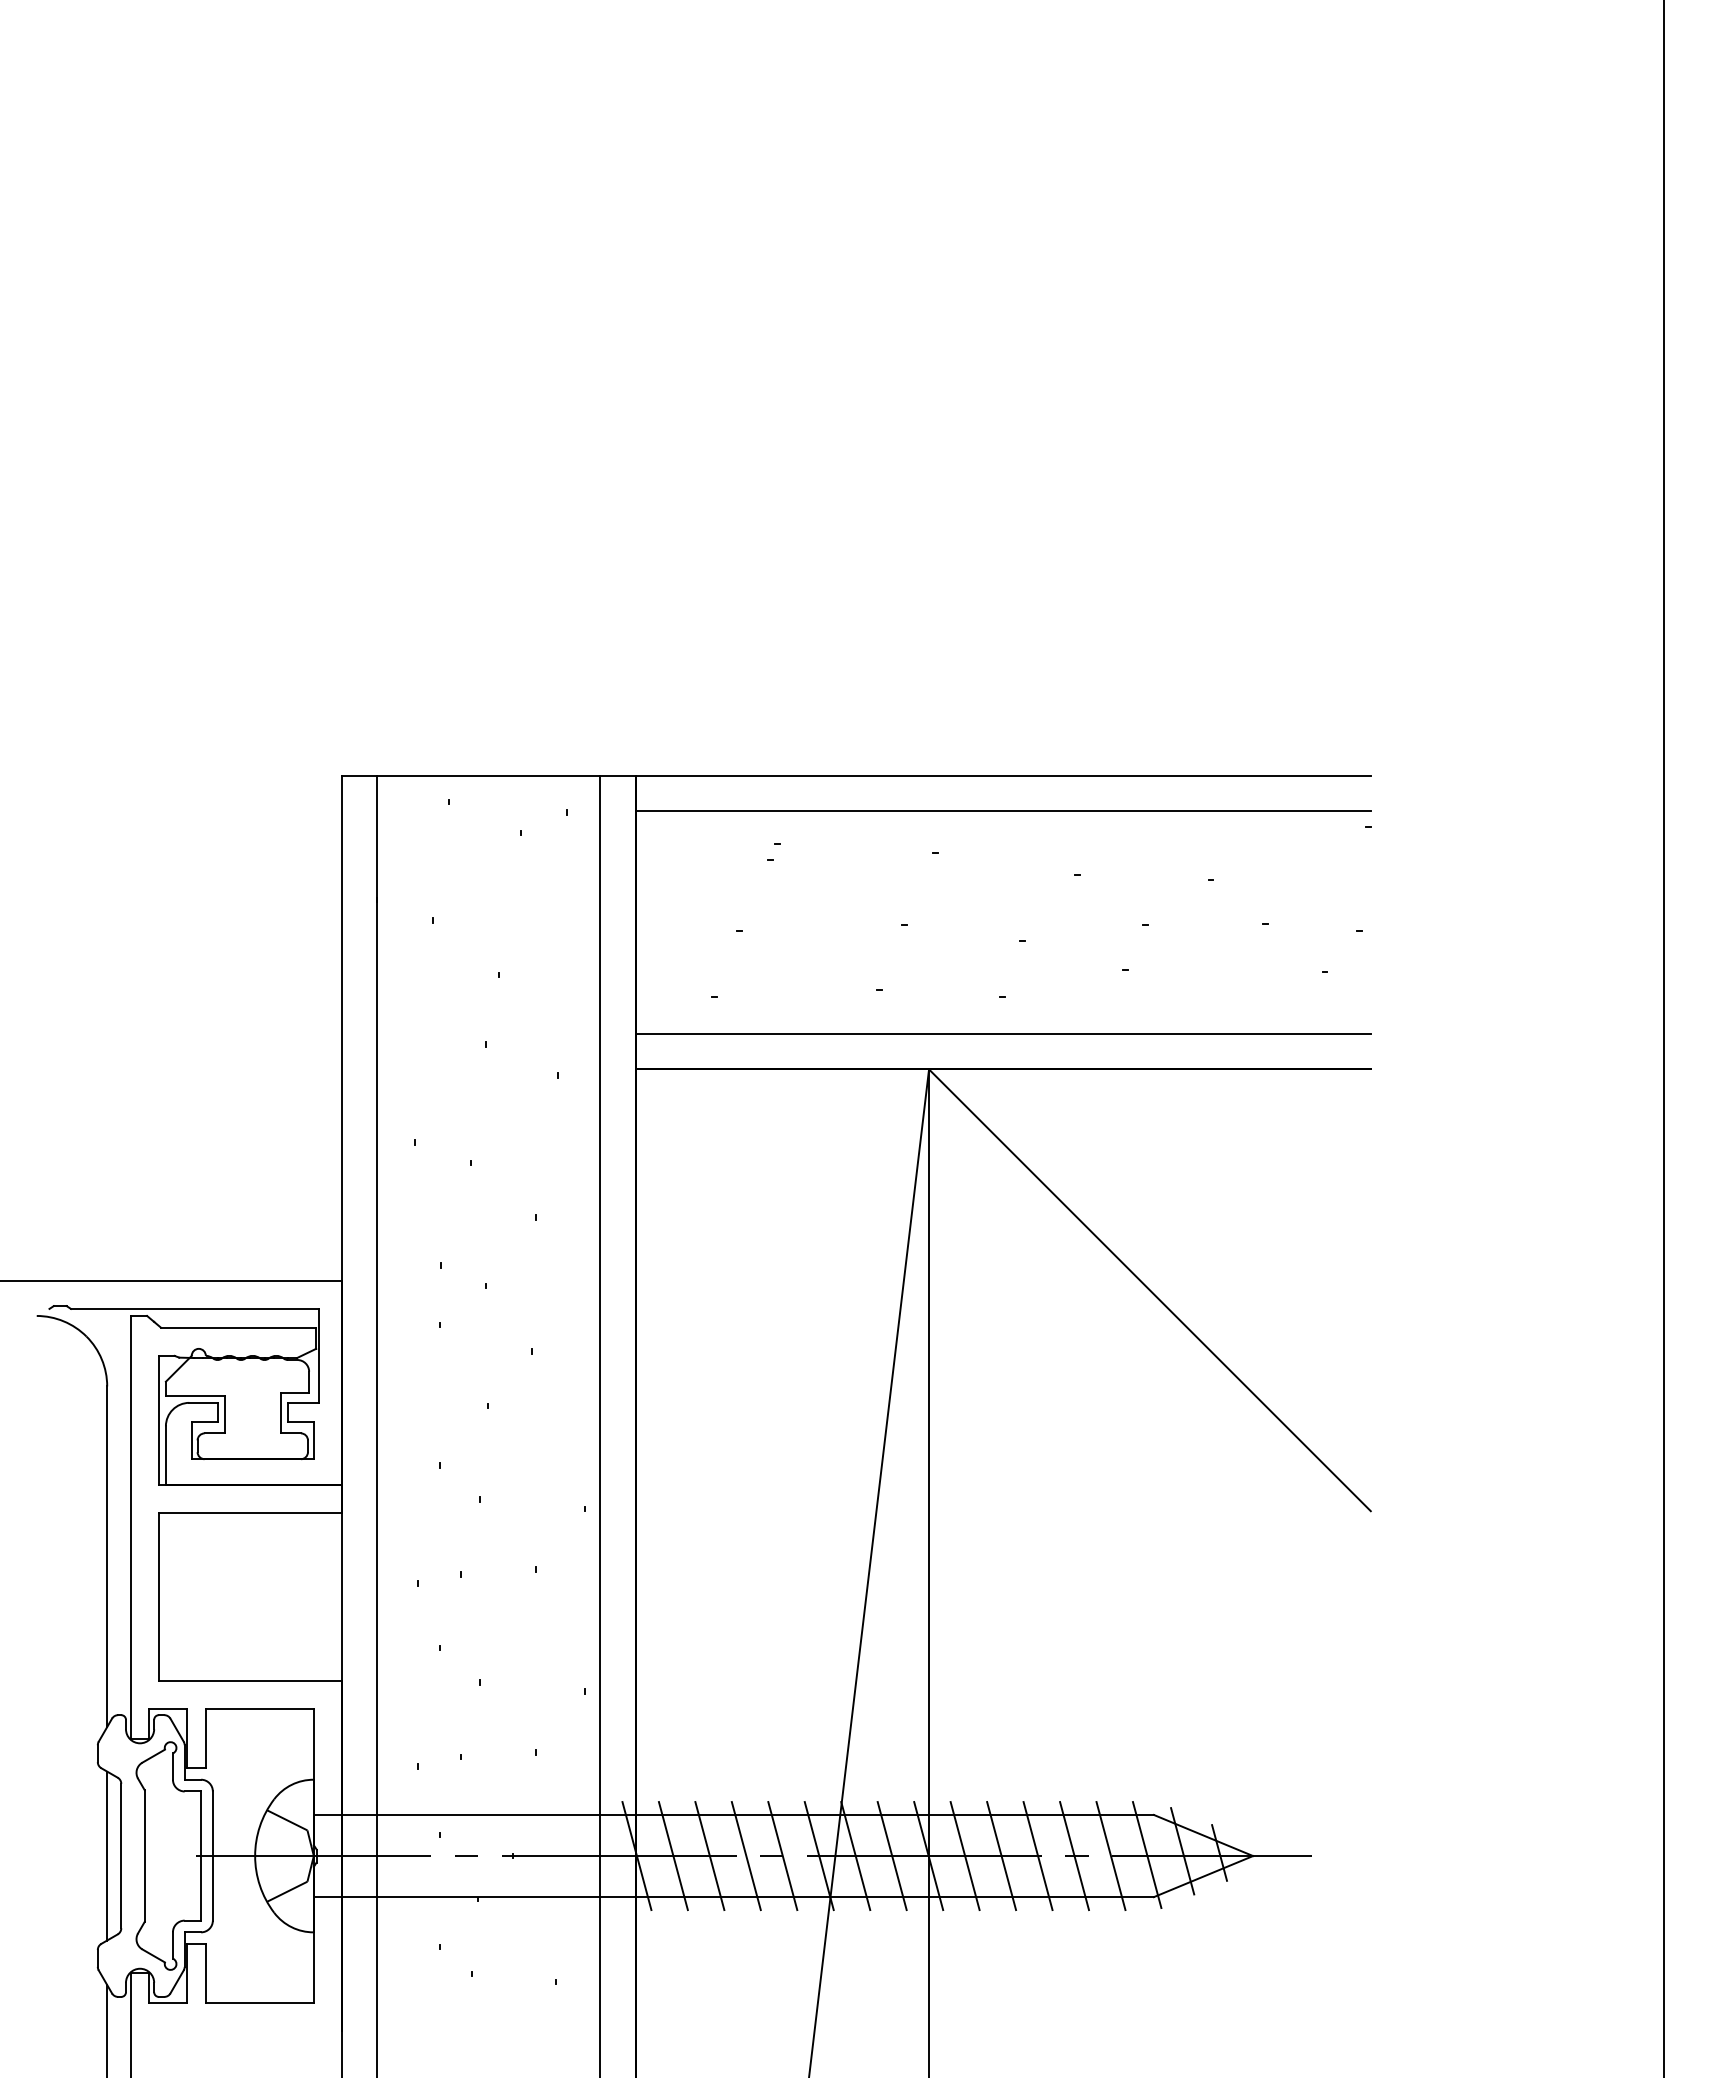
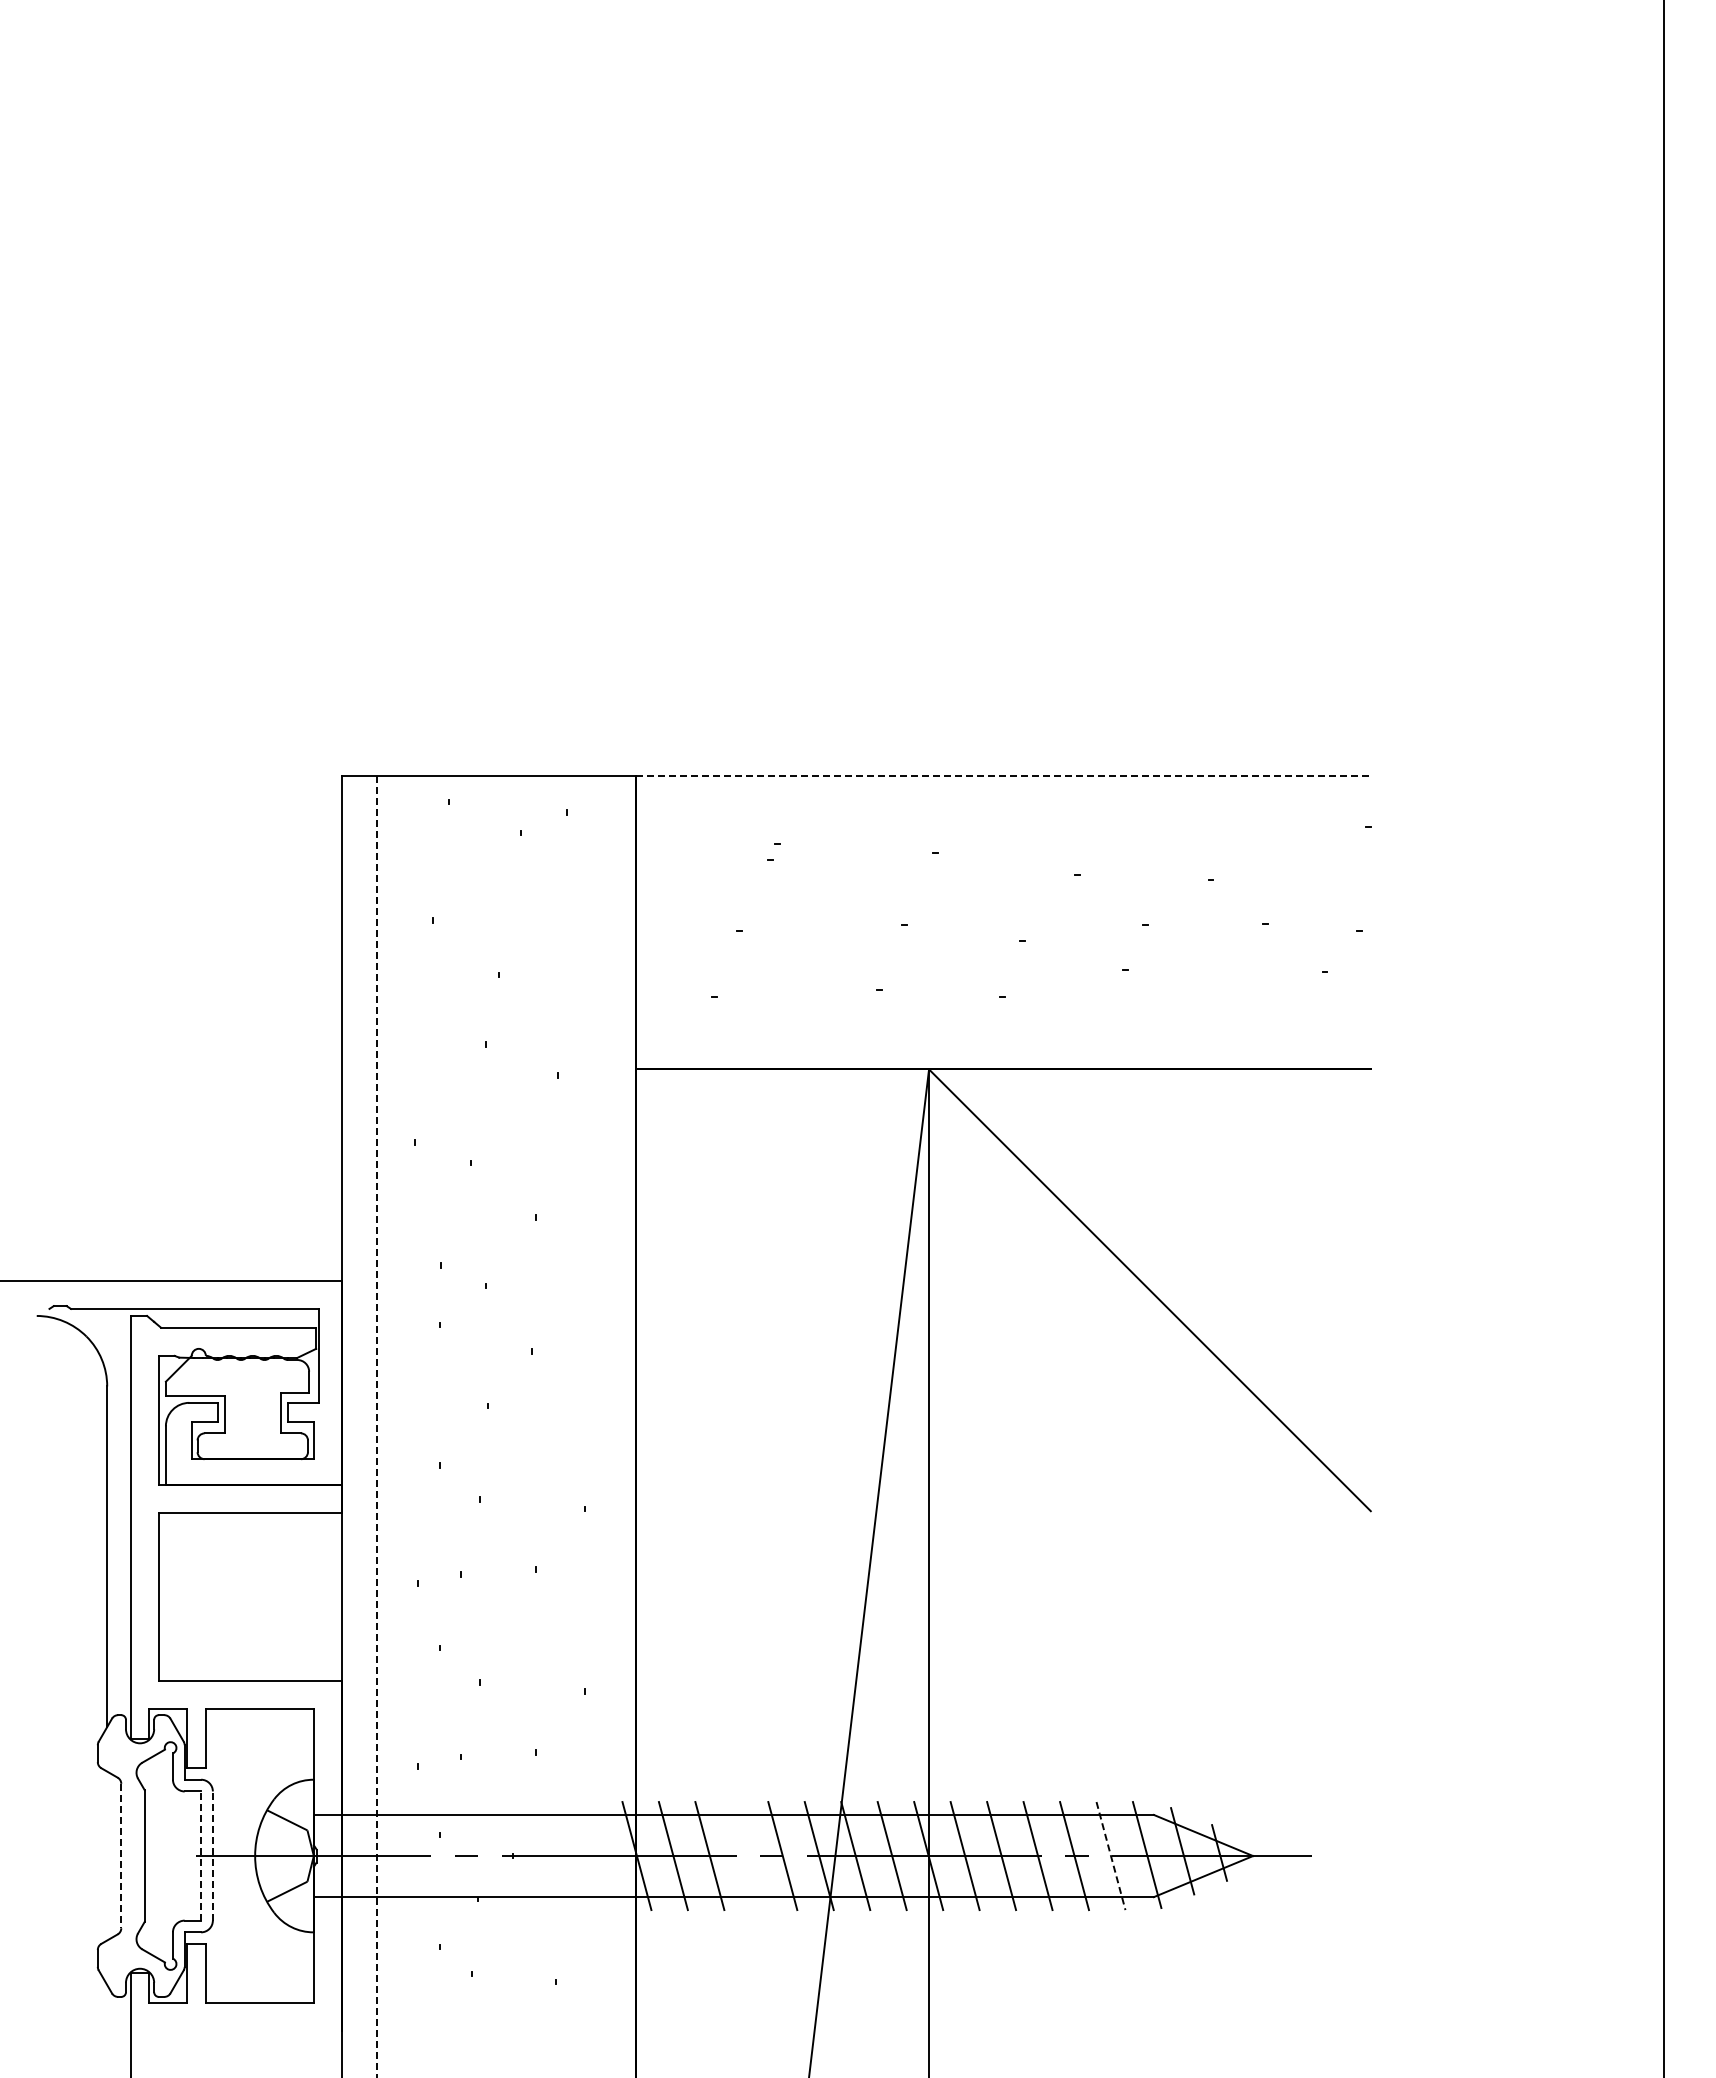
line: solid -> dashed (1003, 775)
line: present -> none (1002, 811)
line: present -> none (1002, 1034)
line: present -> none (600, 1424)
line: solid -> dashed (377, 1426)
line: present -> none (107, 1855)
line: solid -> dashed (121, 1856)
line: solid -> dashed (201, 1856)
line: solid -> dashed (212, 1856)
line: present -> none (745, 1856)
line: solid -> dashed (1110, 1856)
line: present -> none (107, 2029)
